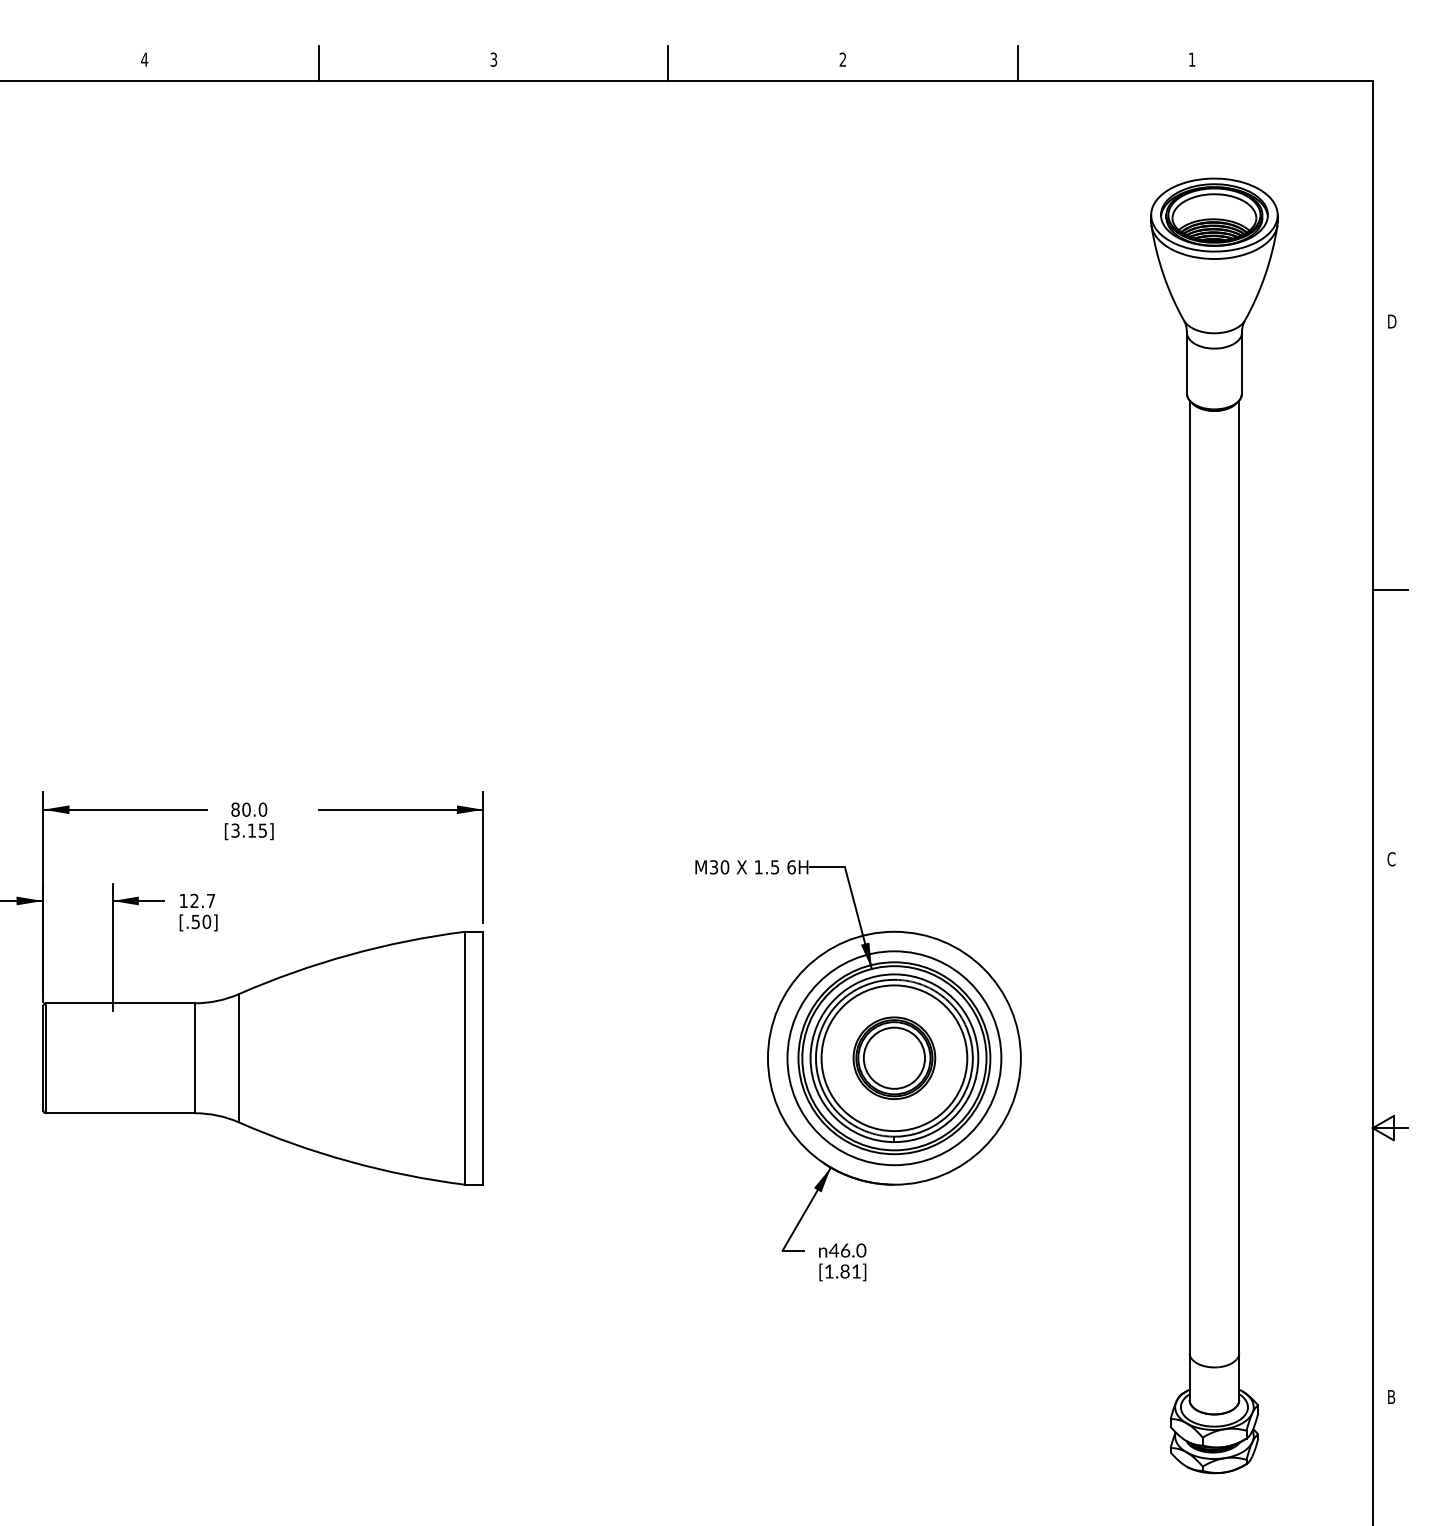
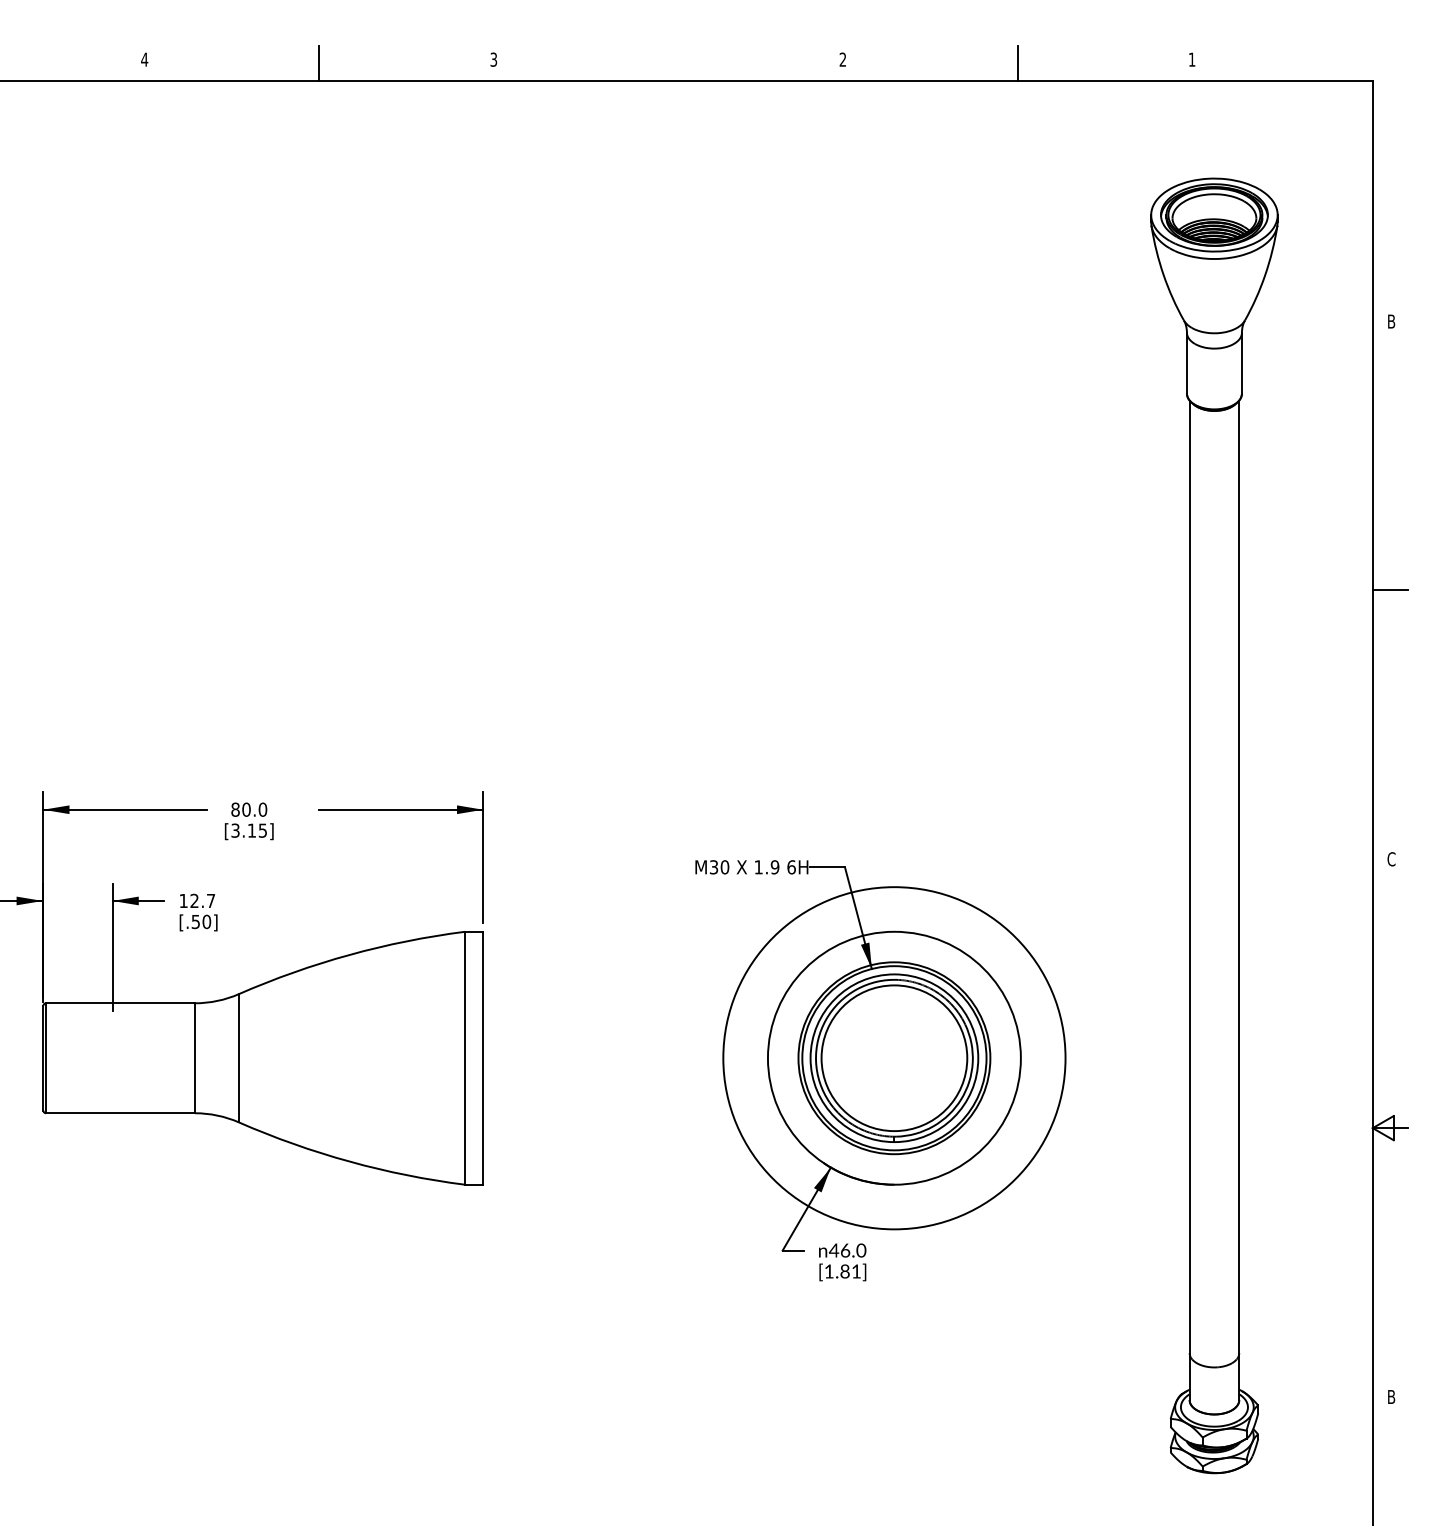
line: present -> none (668, 62)
text: D -> B (1392, 321)
text: 1.5 -> 1.9 (774, 867)
part: present -> none (894, 1057)
circle diameter: 214 px -> 342 px (894, 1058)
